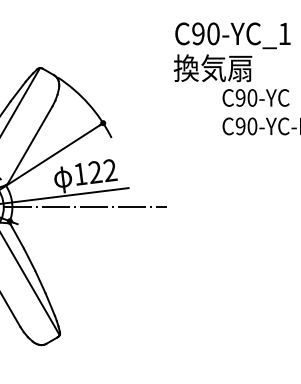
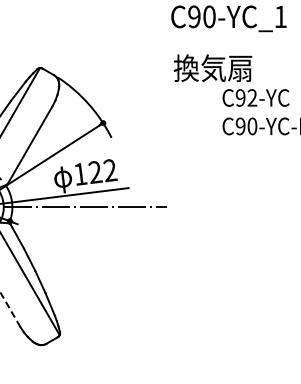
text position: (232, 35) -> (228, 18) (228, 18)
text: C90-YC -> C92-YC (252, 97)
line: solid -> dashed (10, 309)
